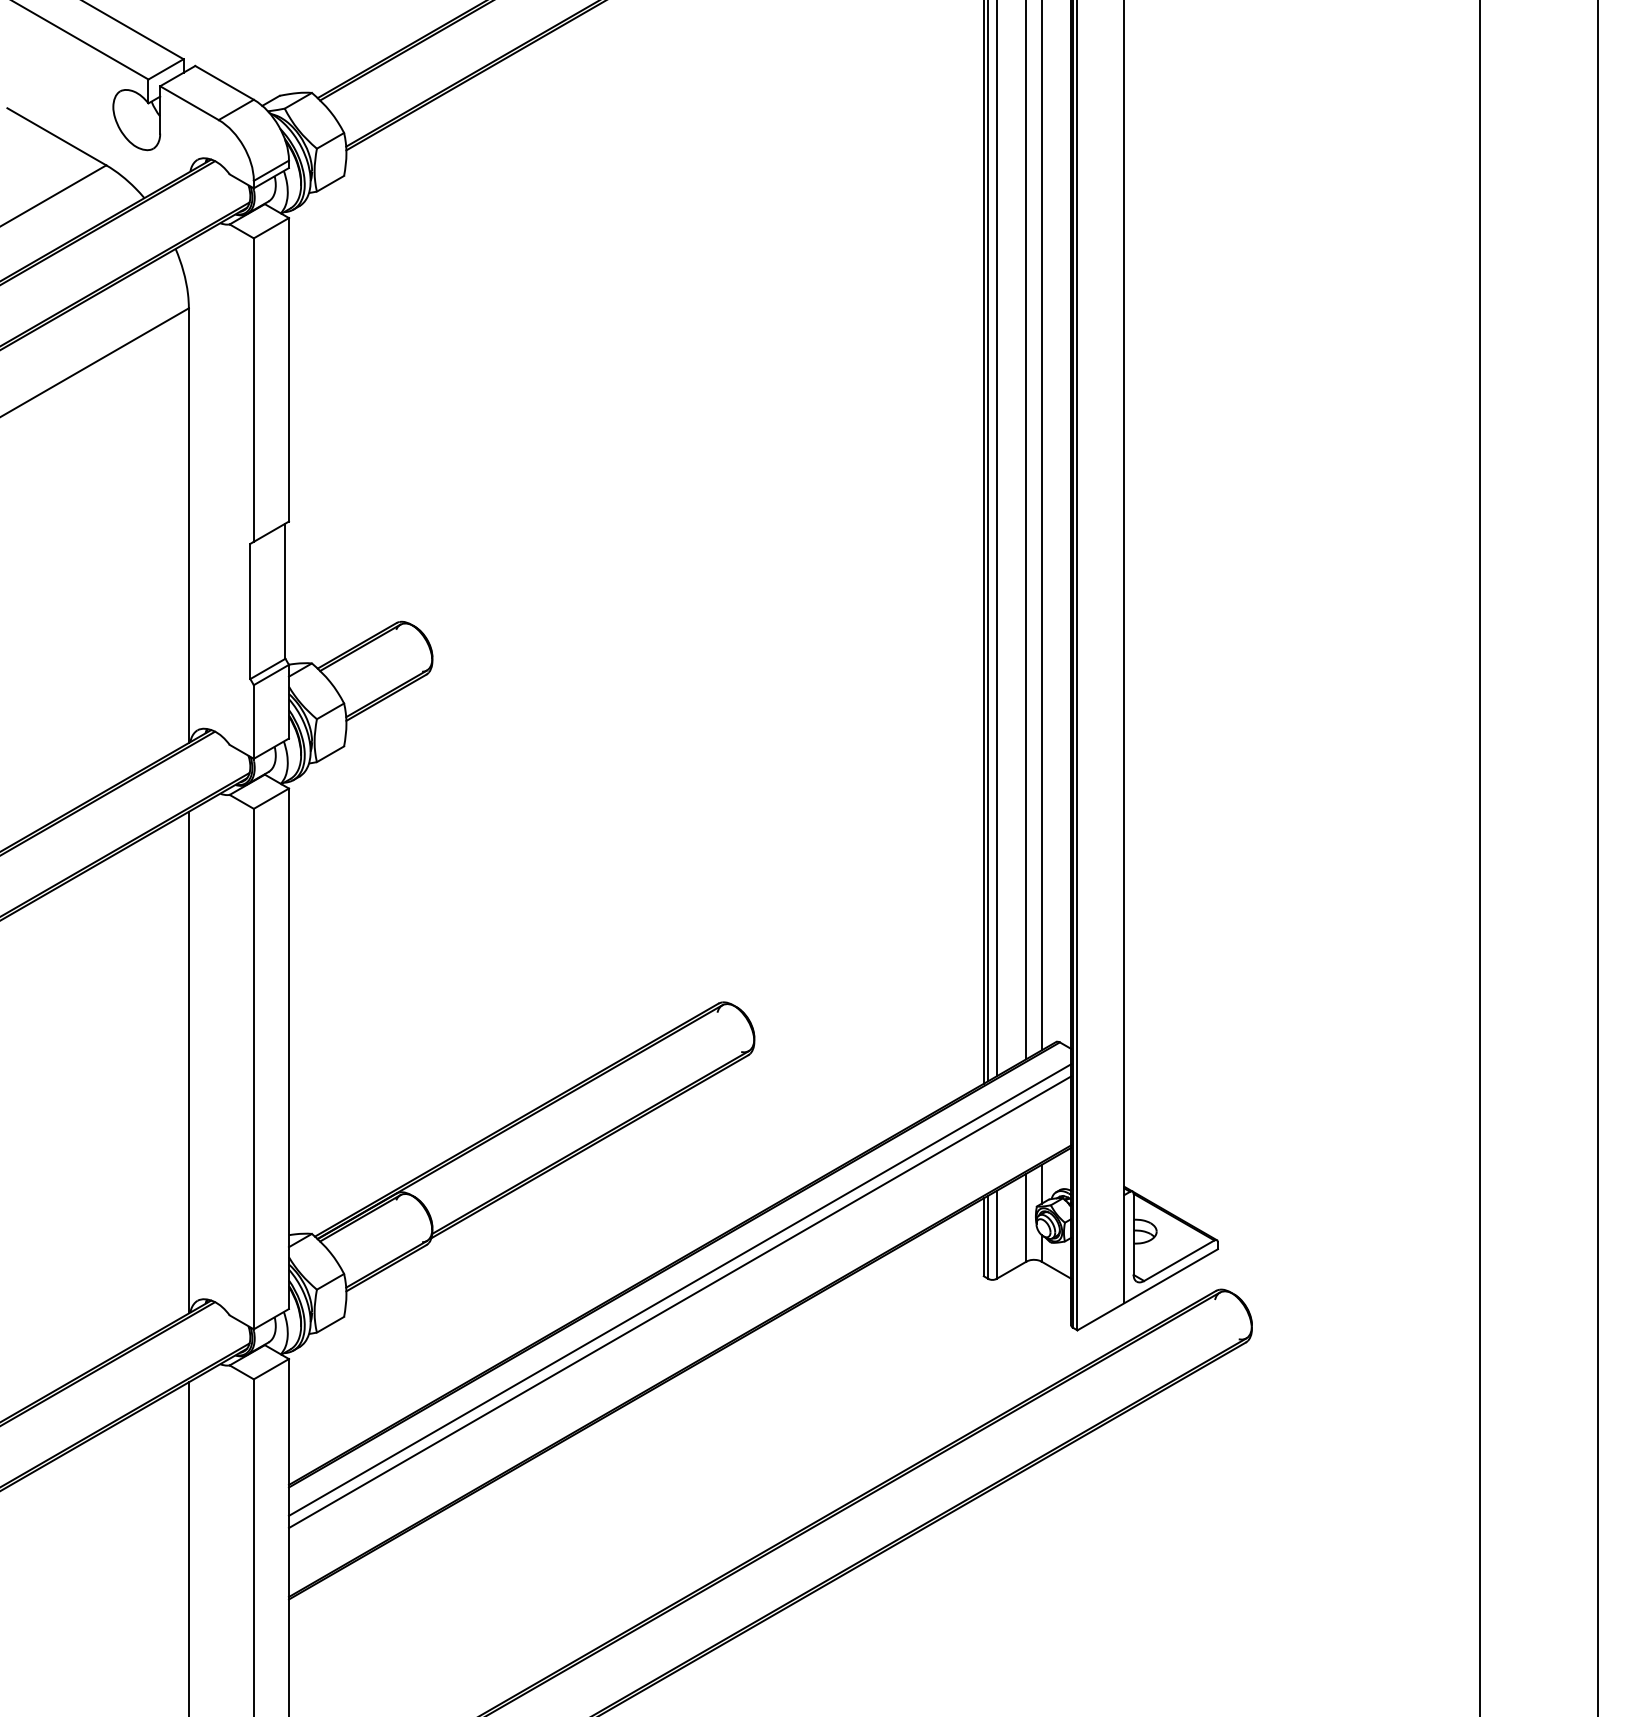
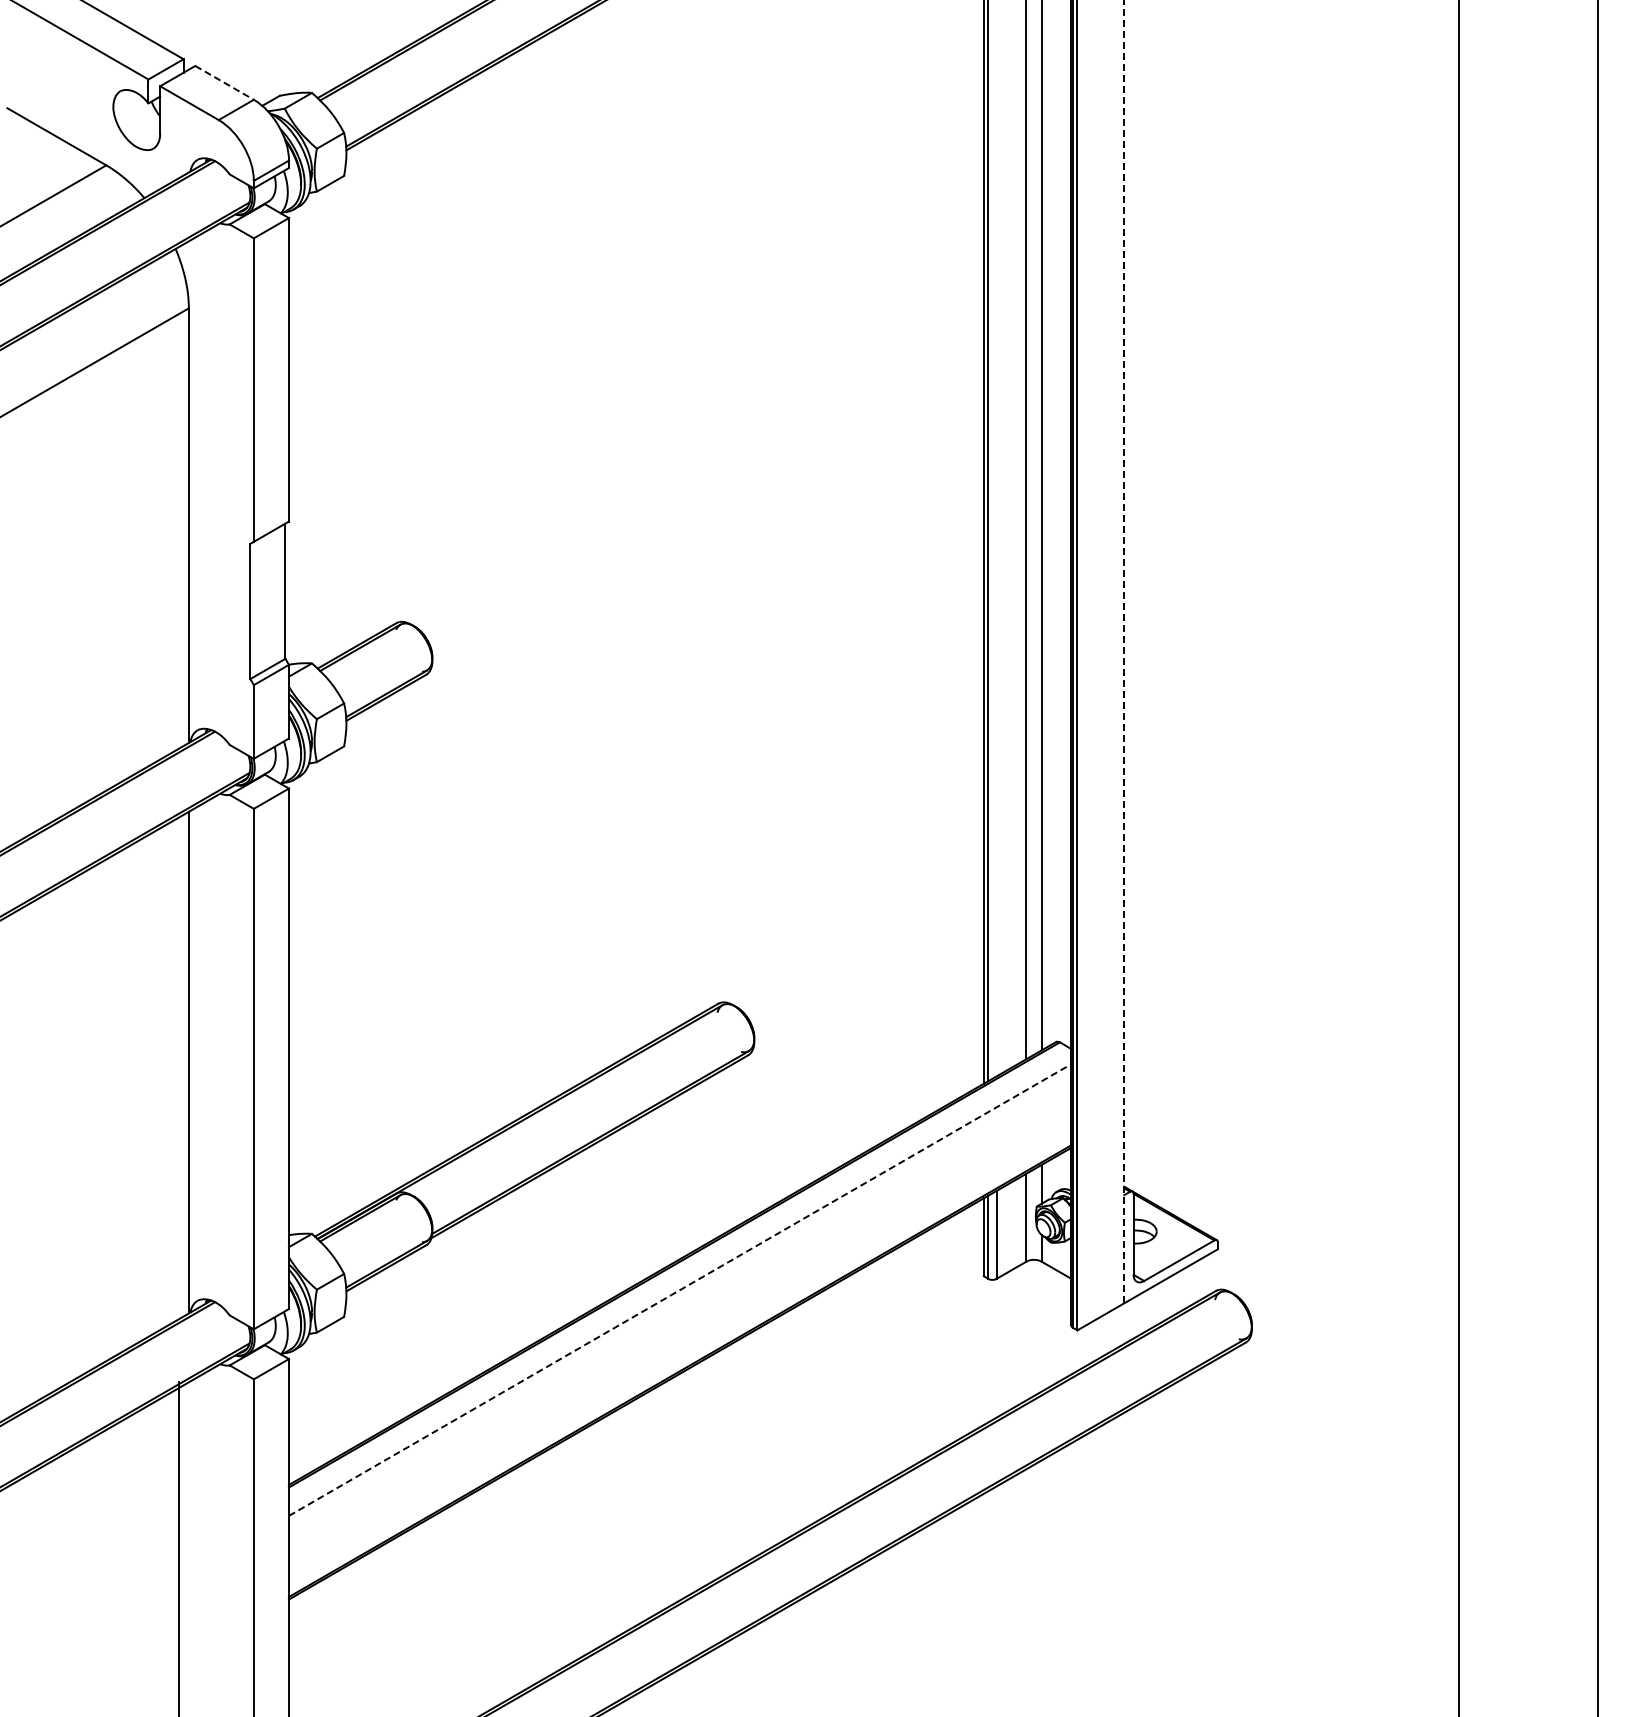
line: solid -> dashed (224, 82)
line: present -> none (996, 539)
line: solid -> dashed (1124, 651)
line position: (1479, 857) -> (1458, 857) (1458, 857)
line: solid -> dashed (680, 1290)
line: present -> none (679, 1302)
line position: (188, 1547) -> (178, 1547) (178, 1547)
